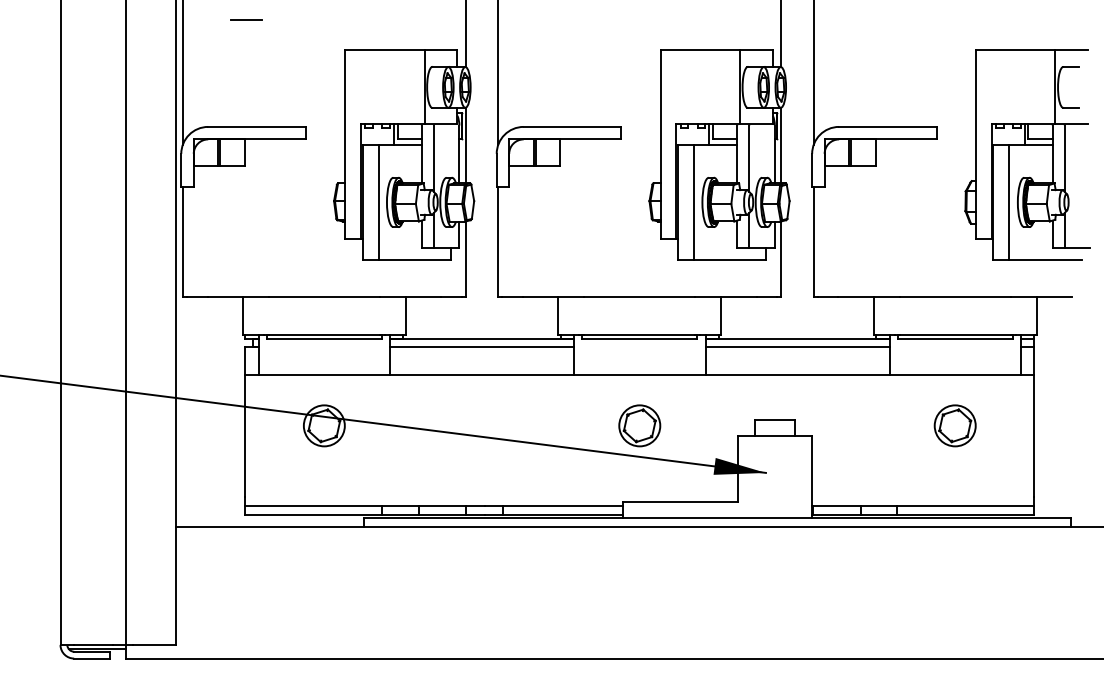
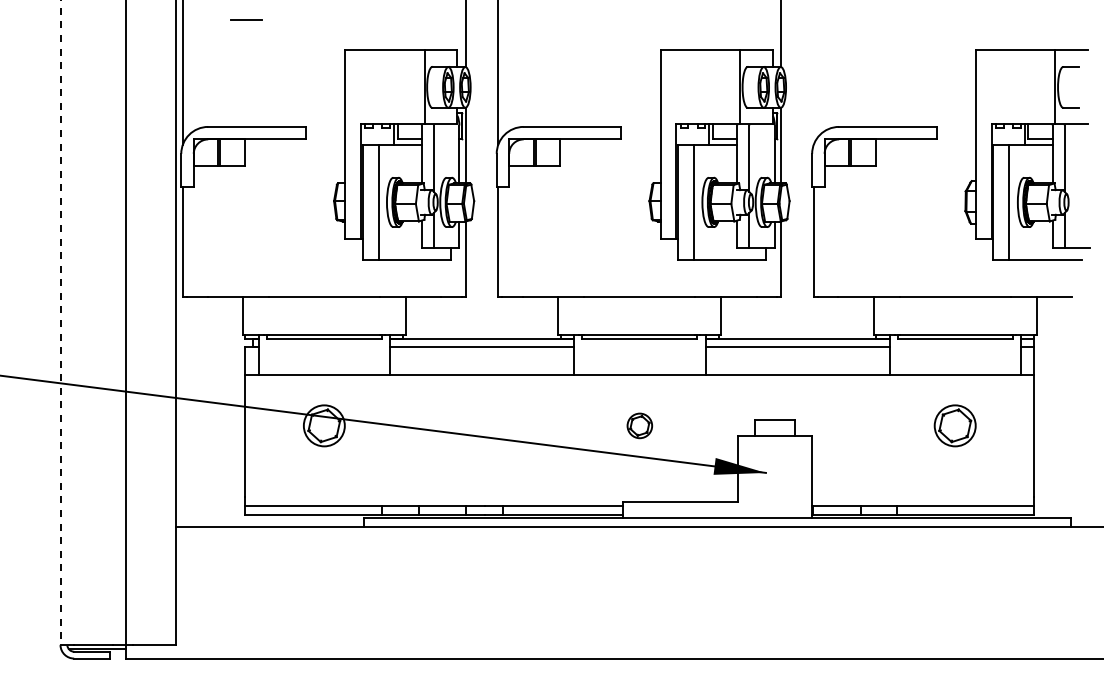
line: present -> none (813, 73)
line: solid -> dashed (60, 322)
part size: 44x44 px -> 28x28 px (639, 425)
